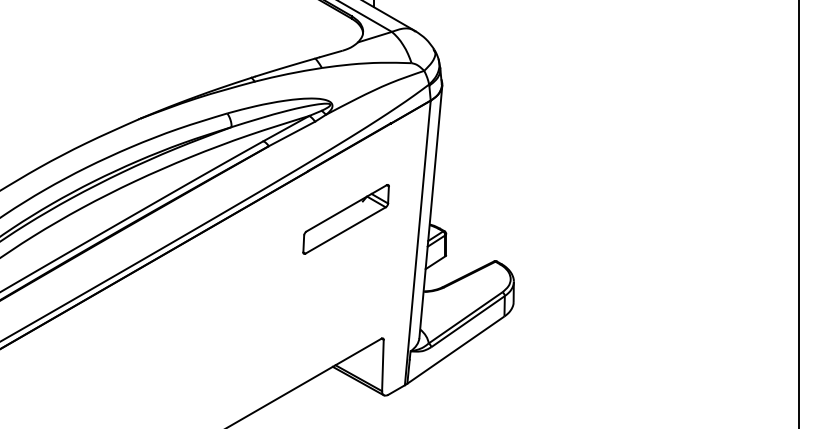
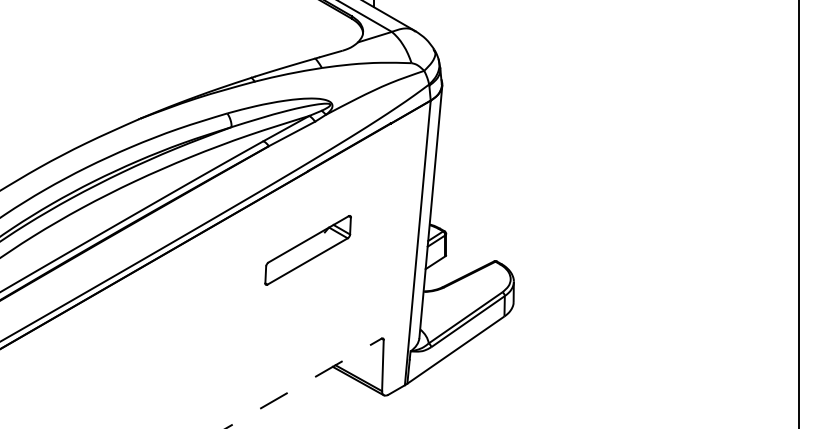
part position: (345, 219) -> (307, 250) (307, 250)
line: solid -> dashed (303, 383)
